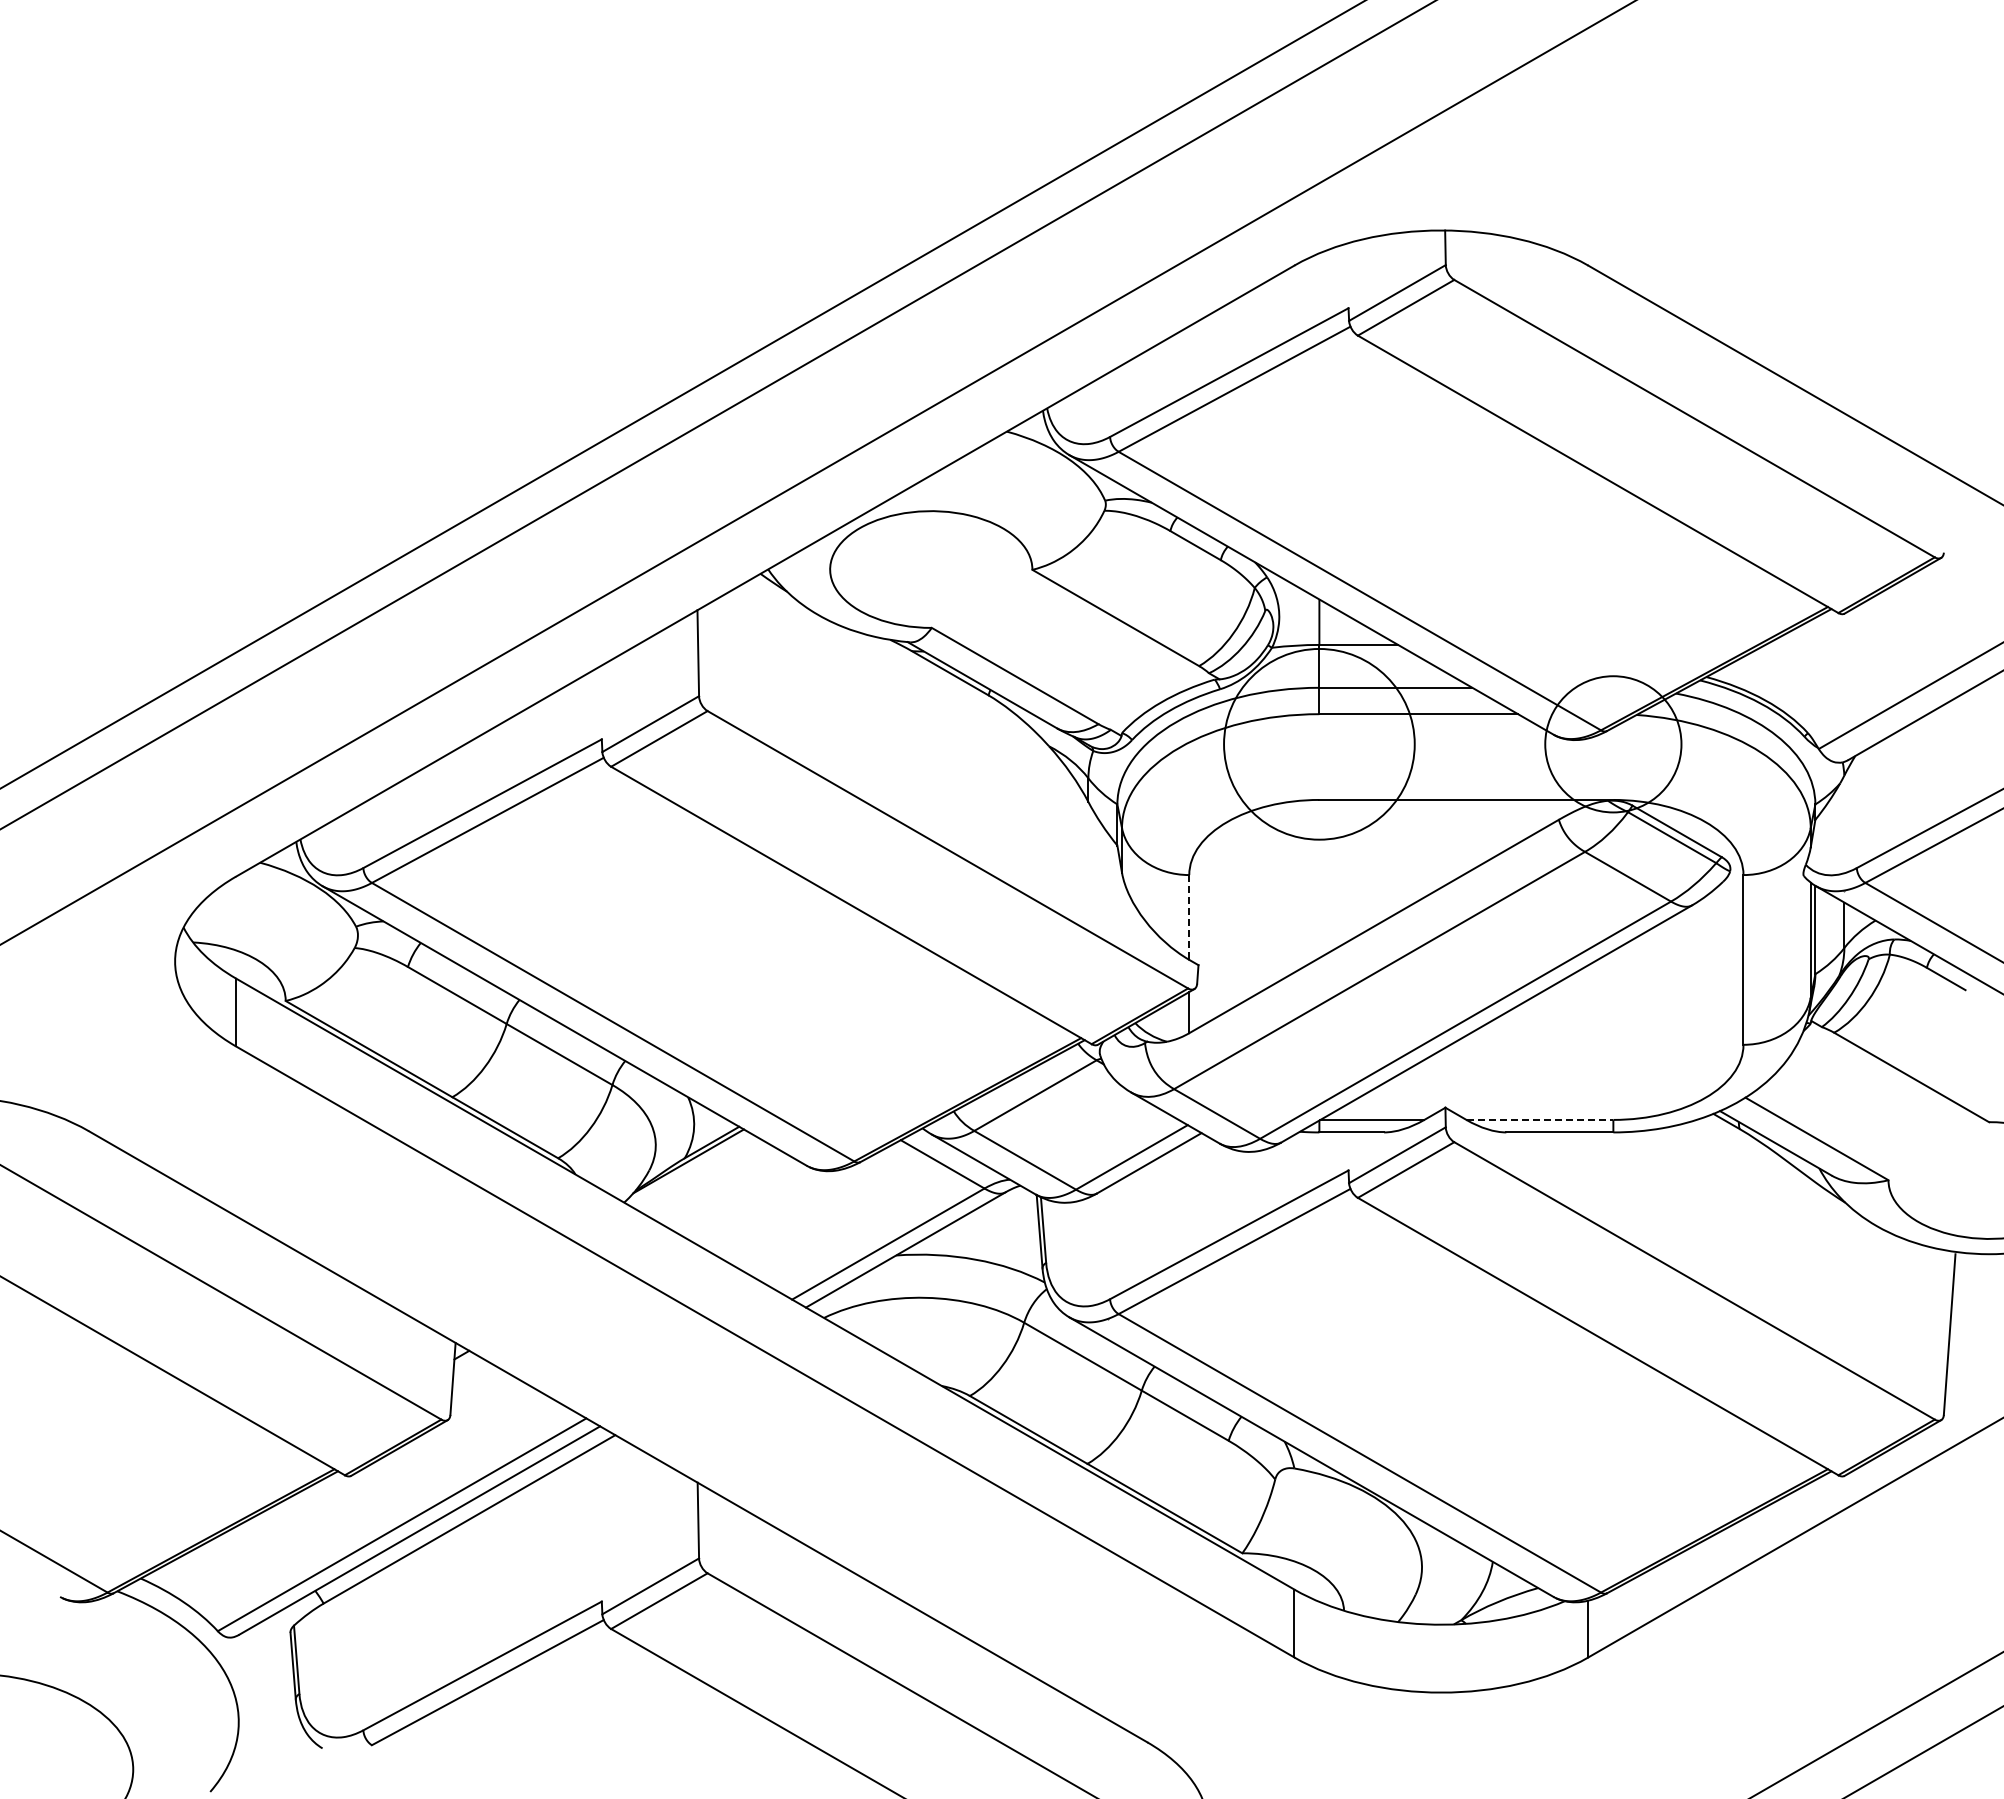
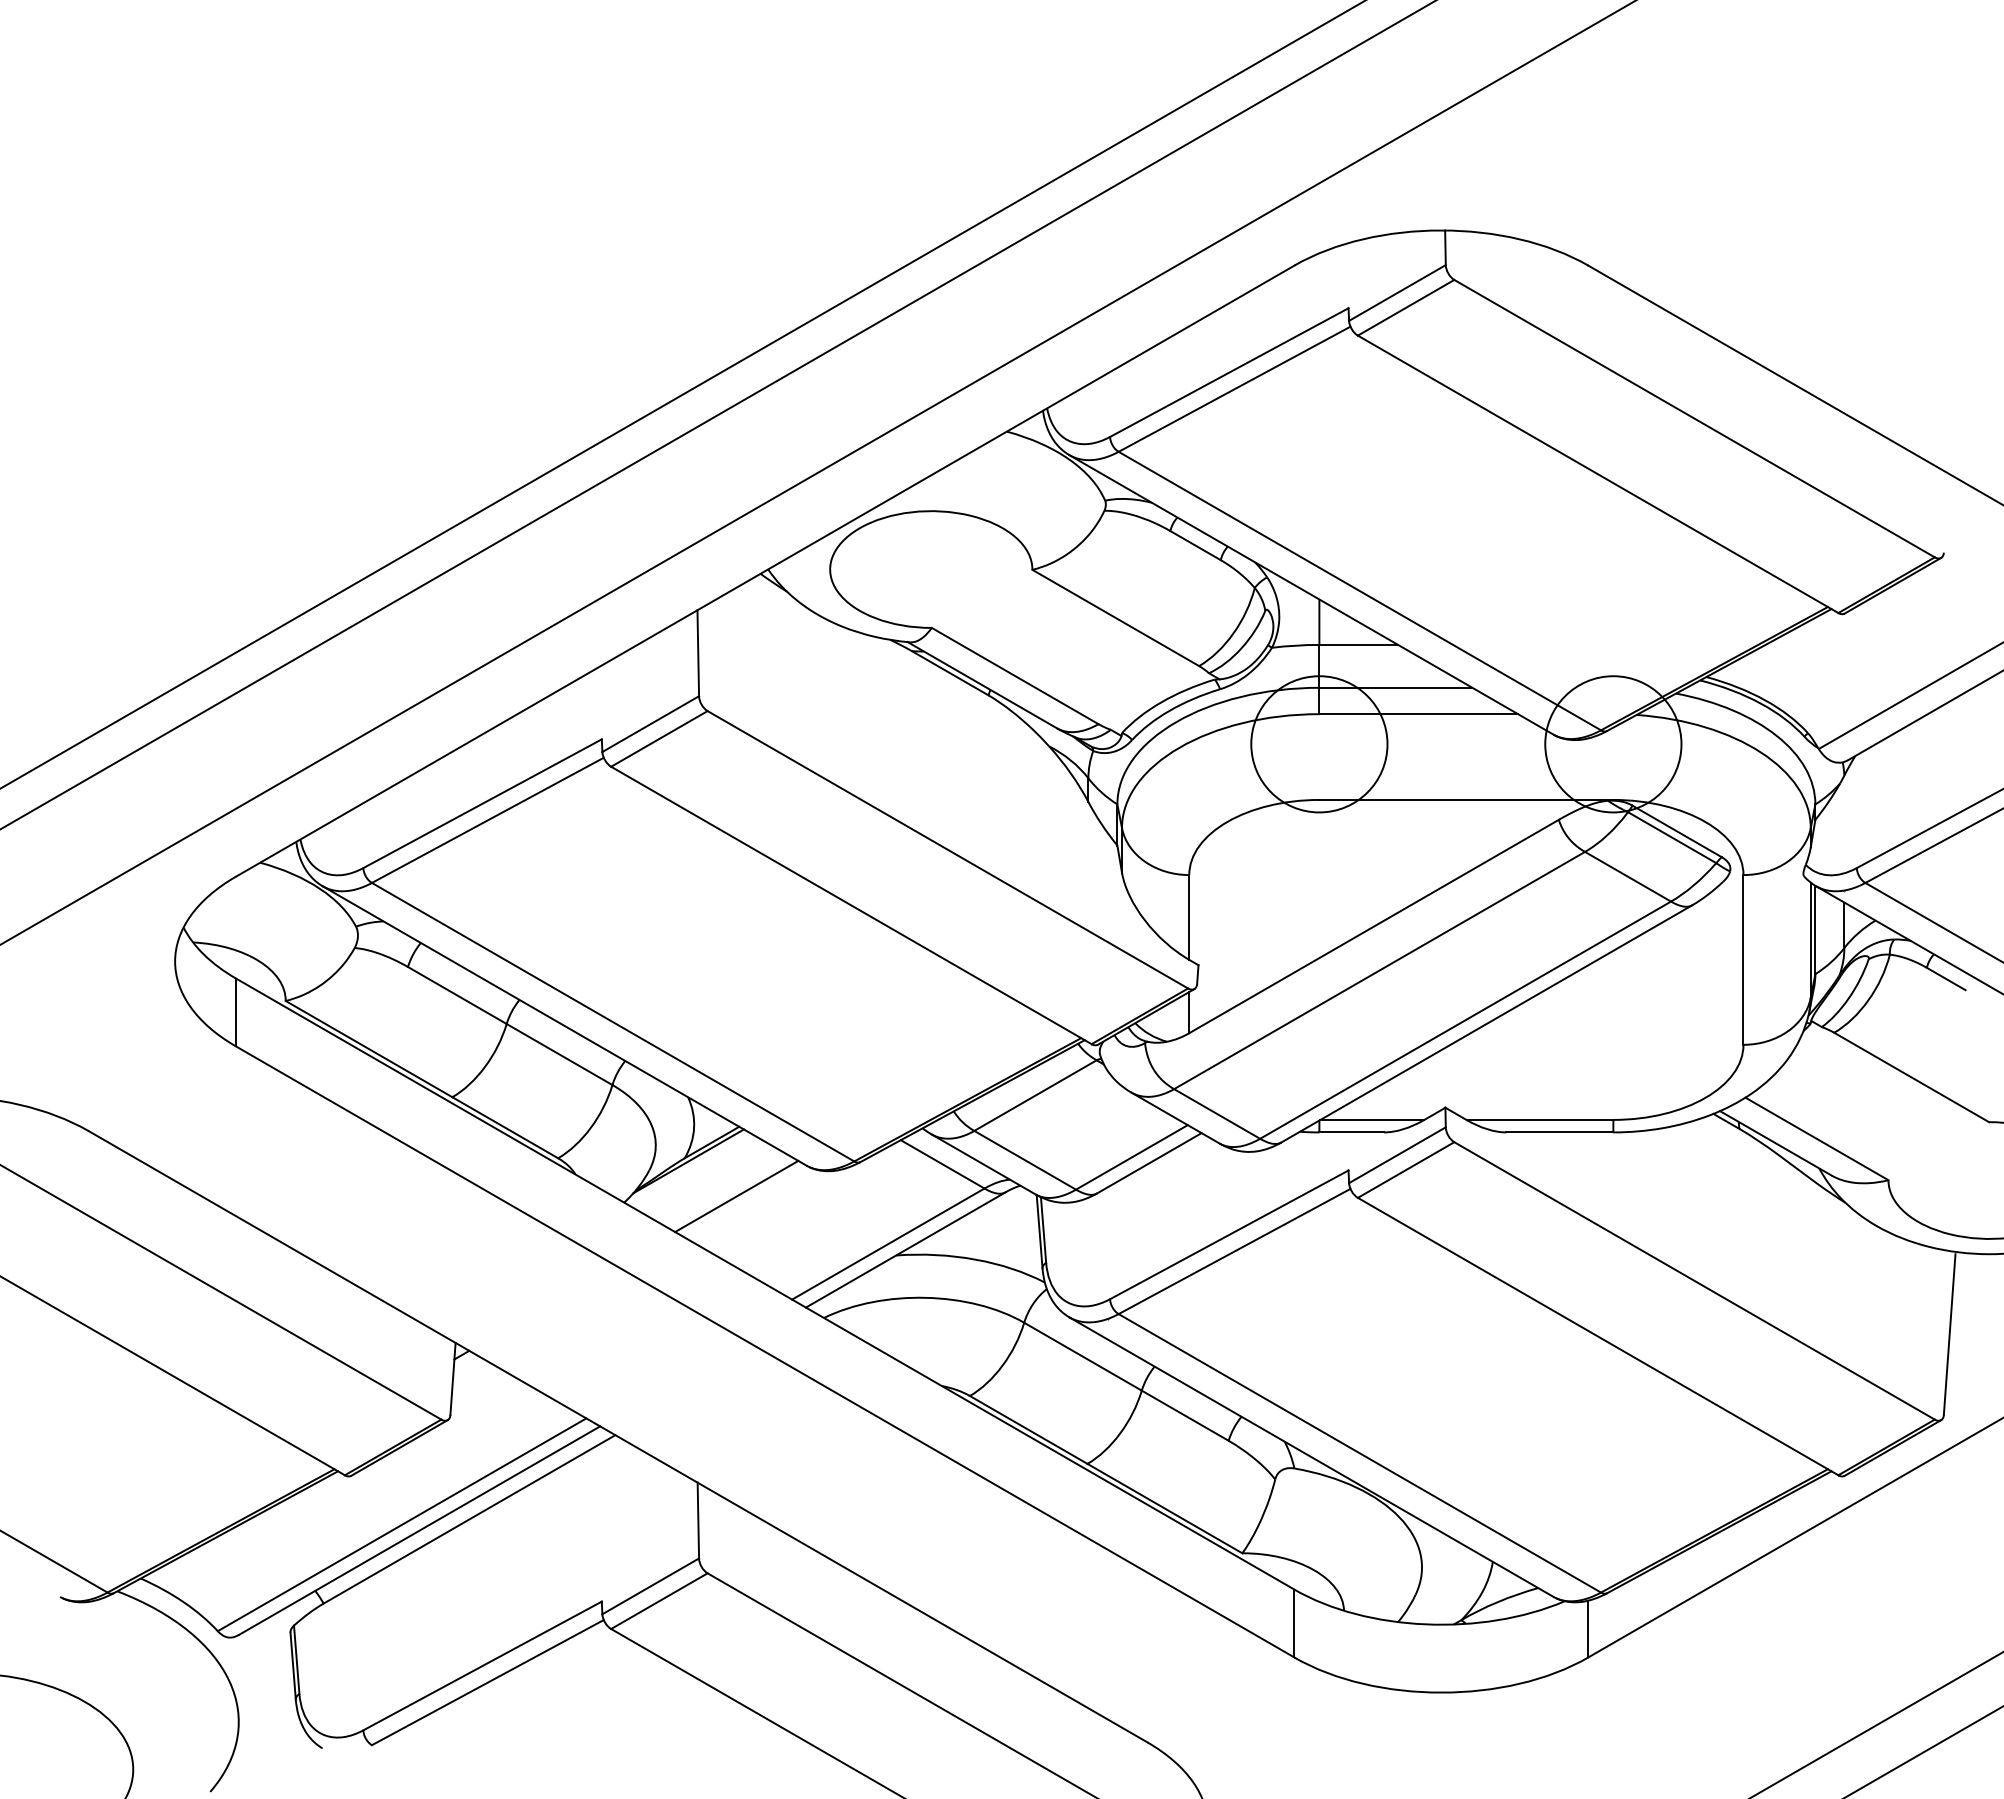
circle diameter: 191 px -> 136 px (1319, 744)
line: dashed -> solid (1189, 917)
line: dashed -> solid (1540, 1119)
line: none -> present (736, 1196)
